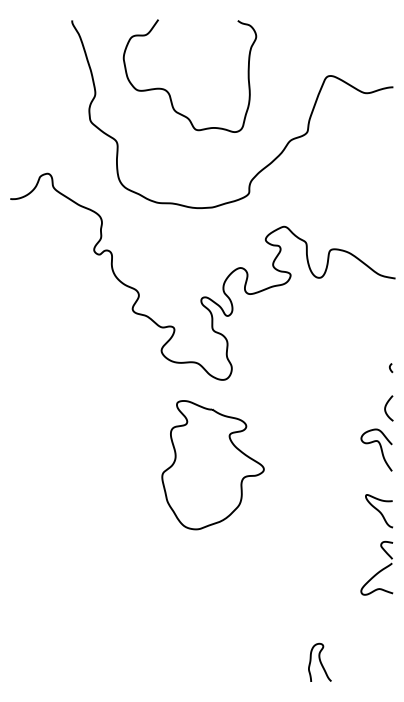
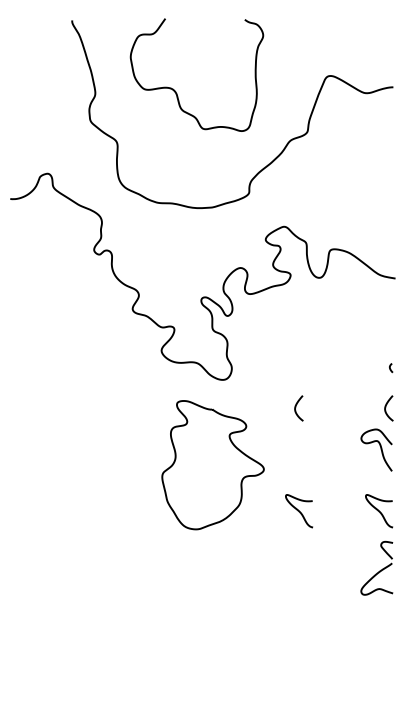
curve position: (169, 92) -> (176, 91) (176, 91)
curve: none -> present (296, 407)
curve: none -> present (299, 511)
curve: present -> none (319, 661)
